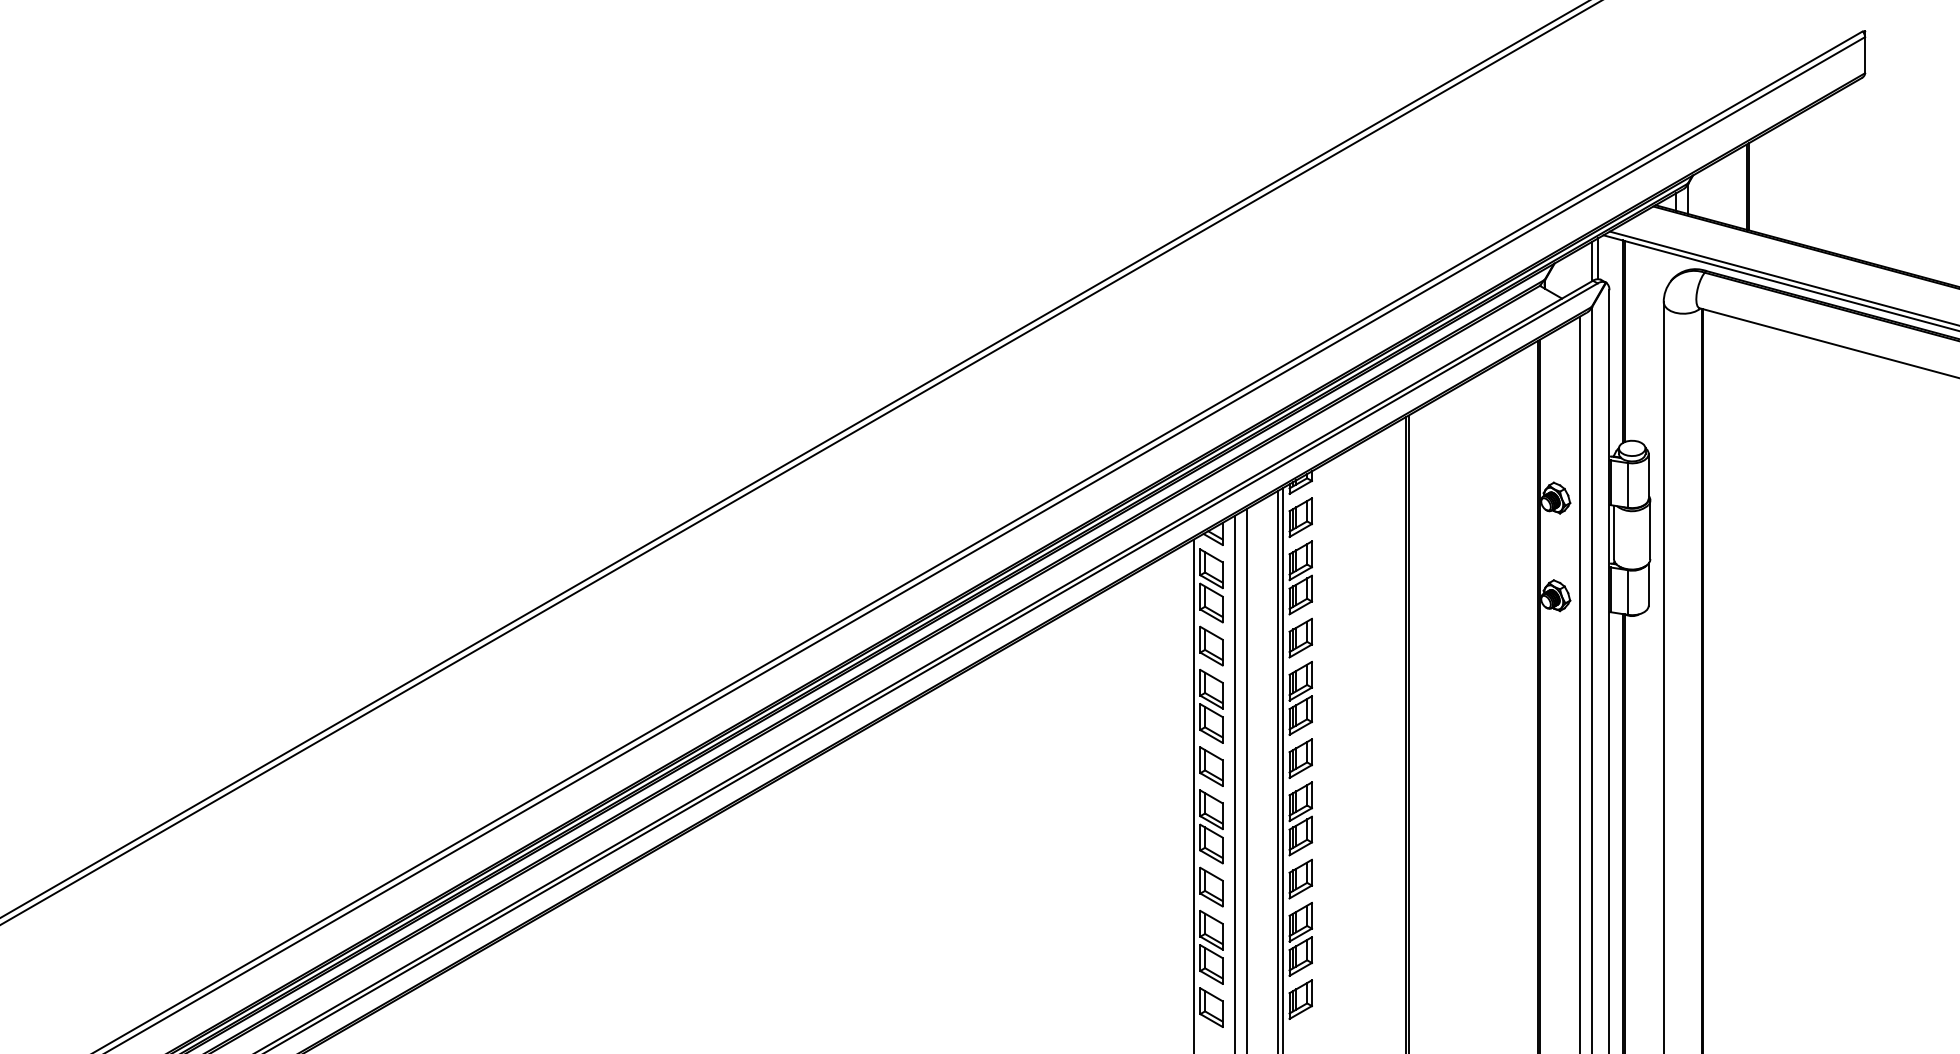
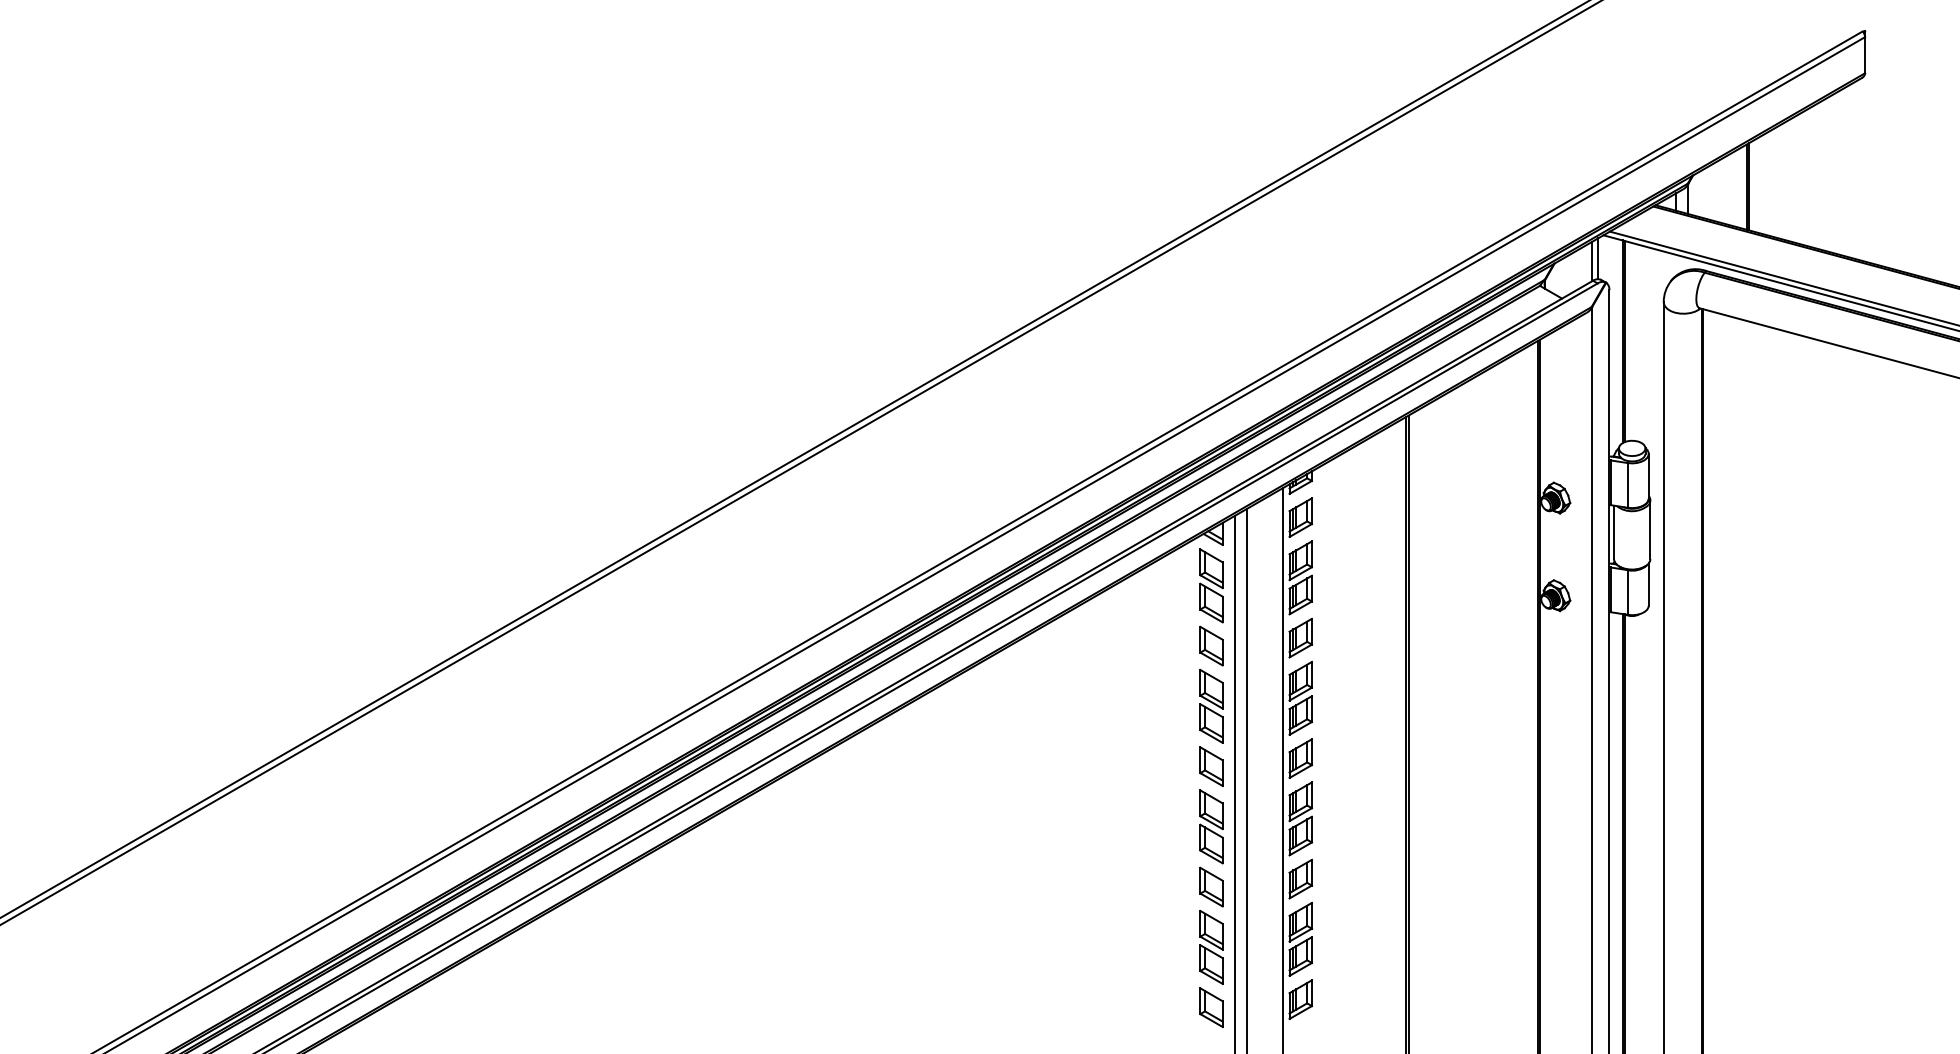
line: present -> none (1579, 683)
line: present -> none (1278, 770)
line: present -> none (1193, 794)
